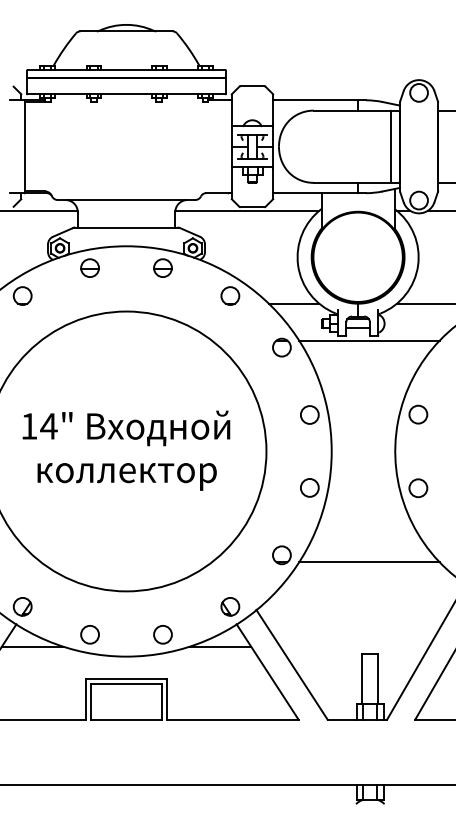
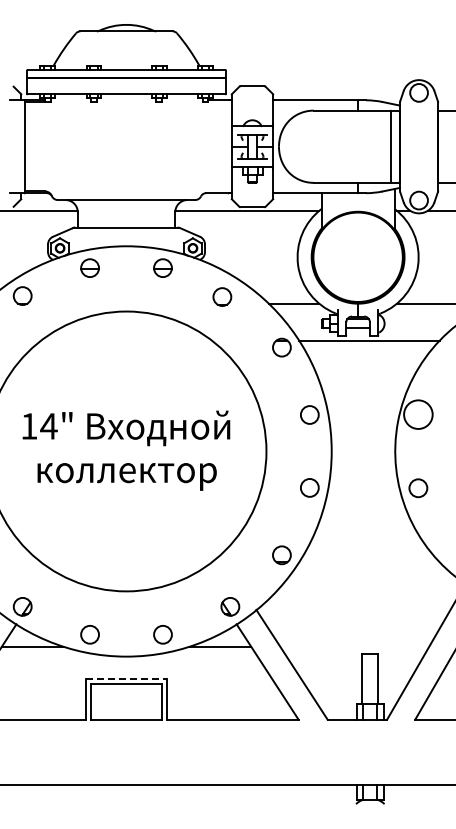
part position: (230, 295) -> (222, 296) (222, 296)
circle diameter: 18 px -> 29 px (418, 414)
line: present -> none (368, 562)
line: solid -> dashed (126, 679)
